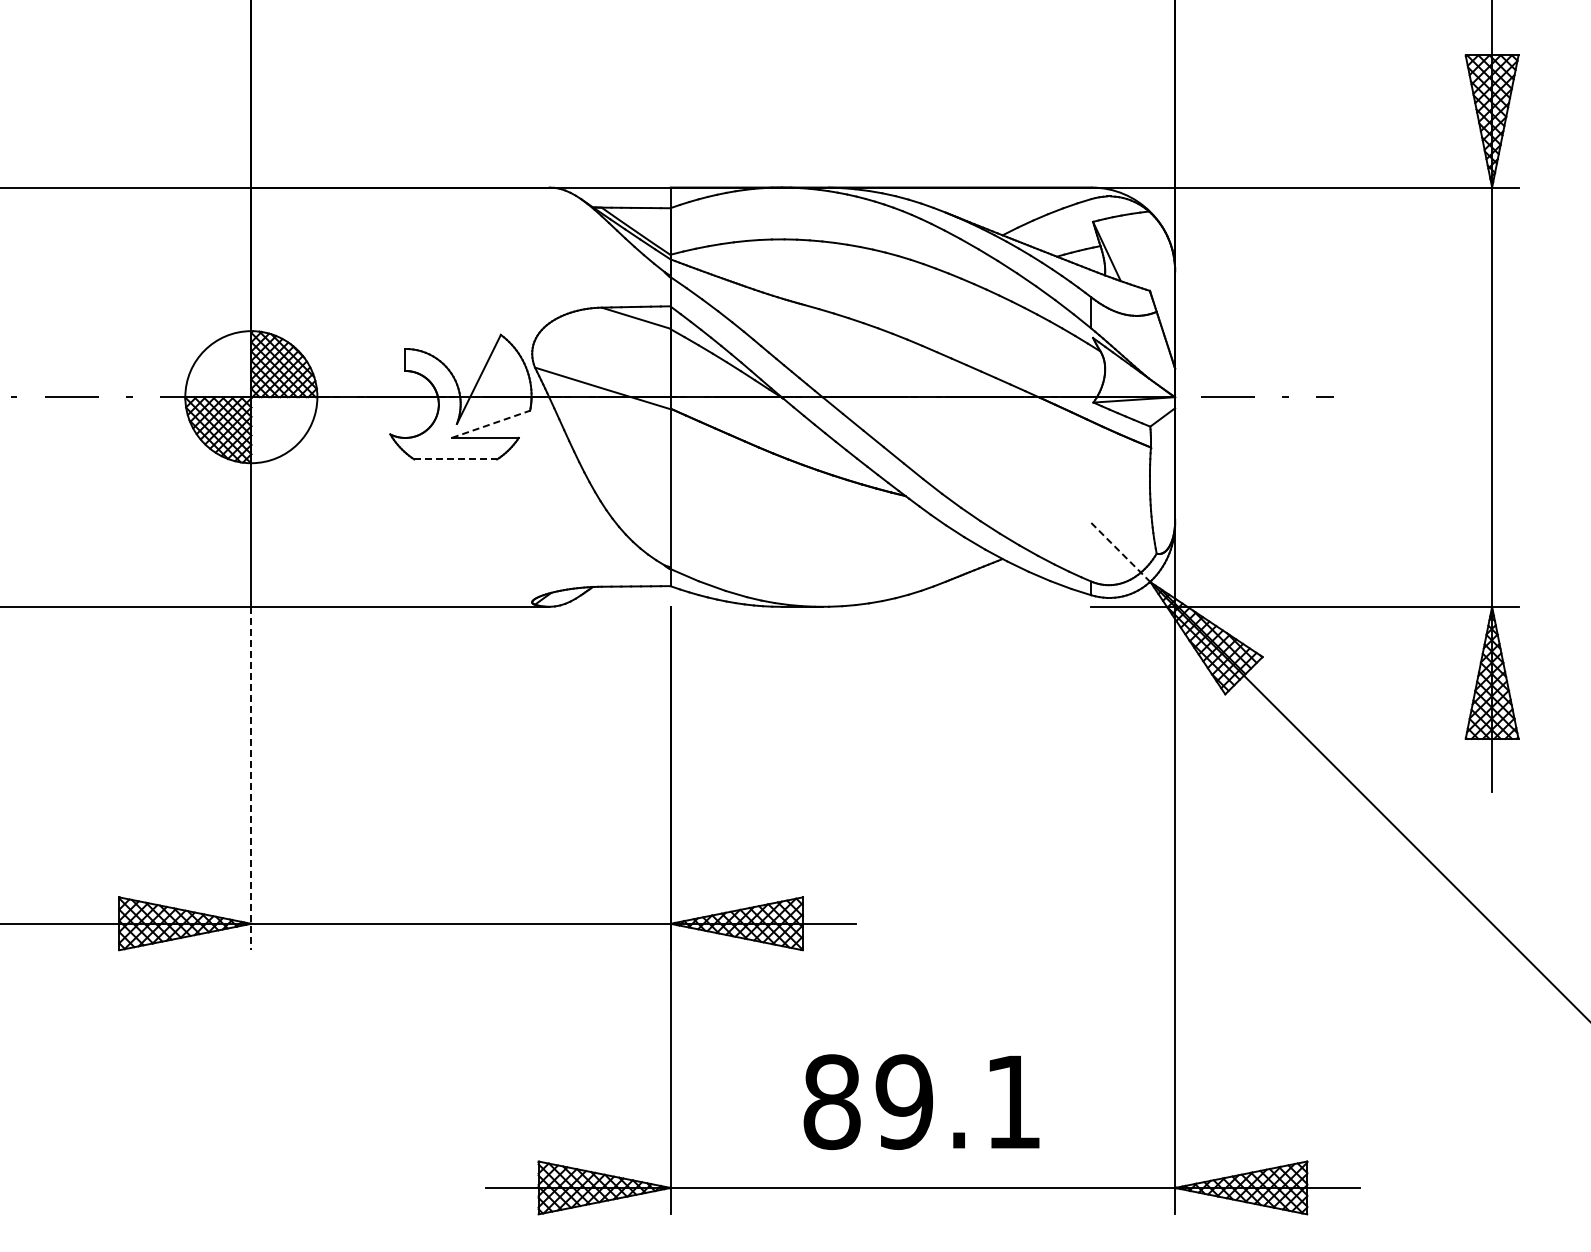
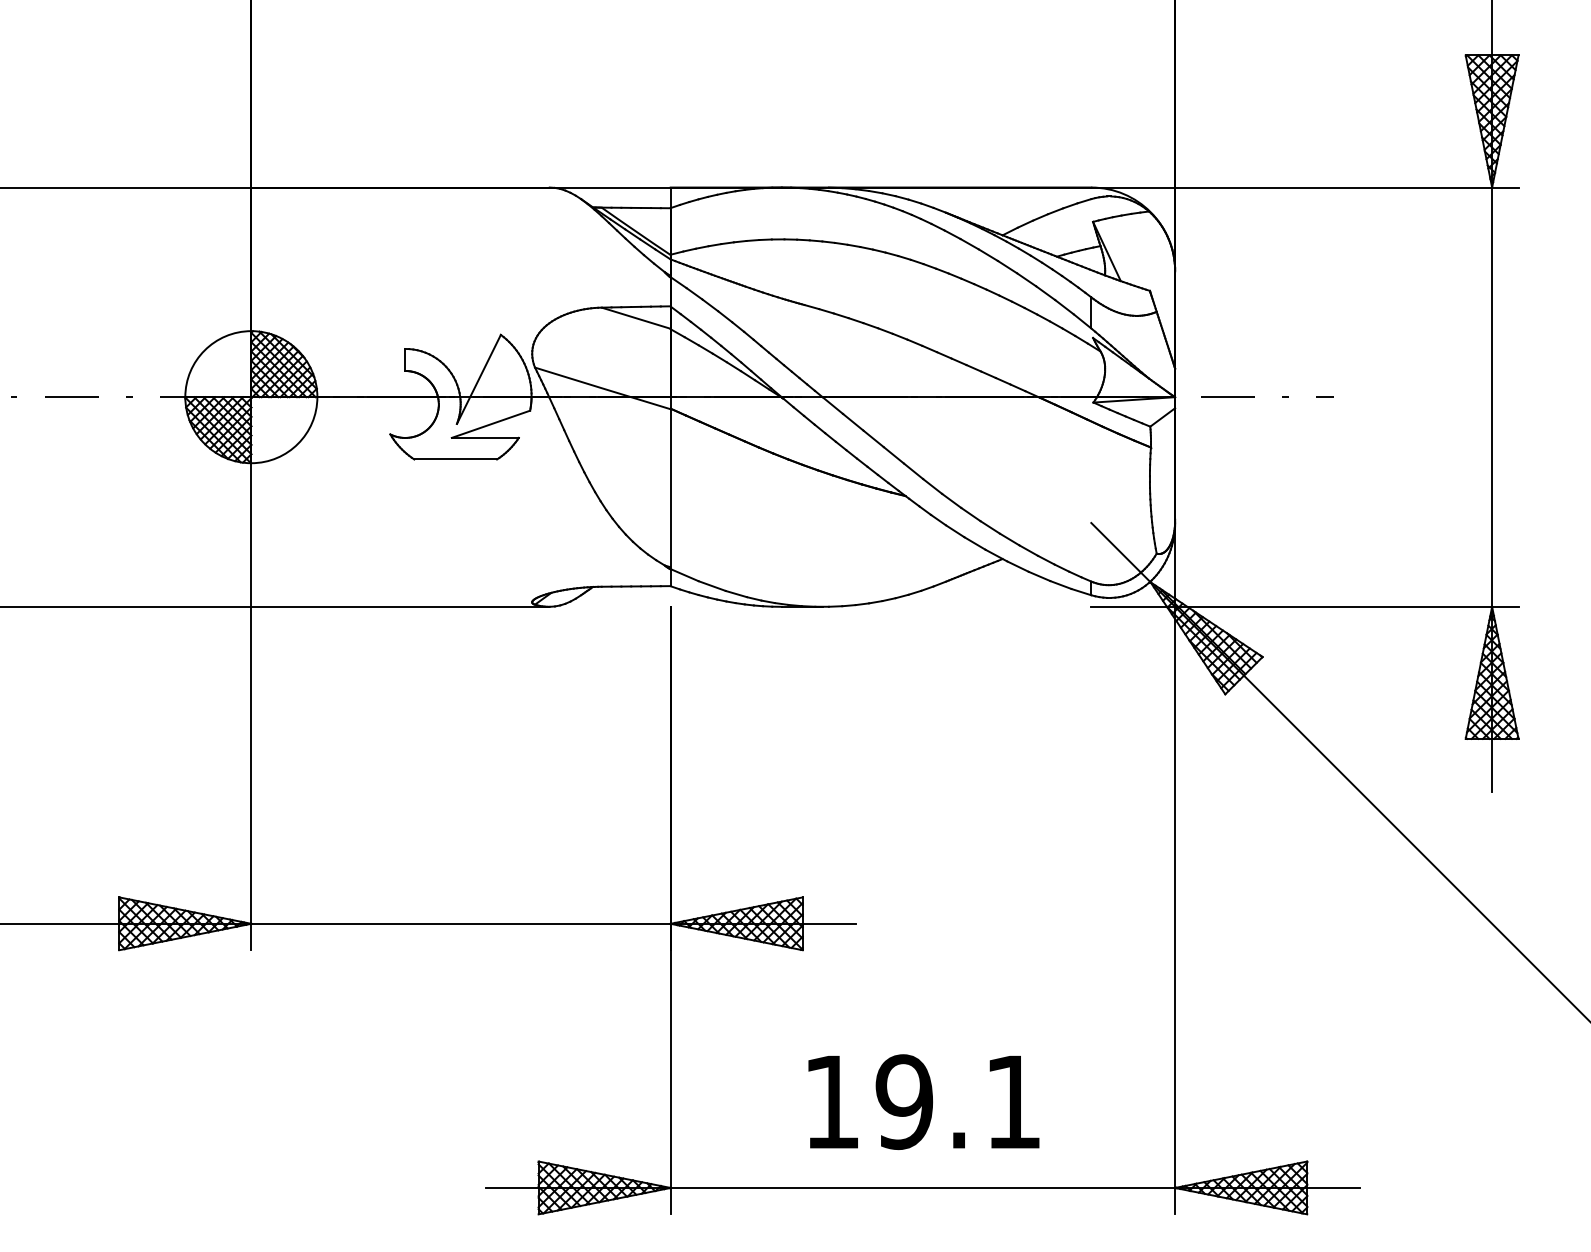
line: dashed -> solid (491, 424)
line: dashed -> solid (456, 459)
line: dashed -> solid (1120, 552)
line: dashed -> solid (251, 778)
text: 89.1 -> 19.1 (831, 1102)
